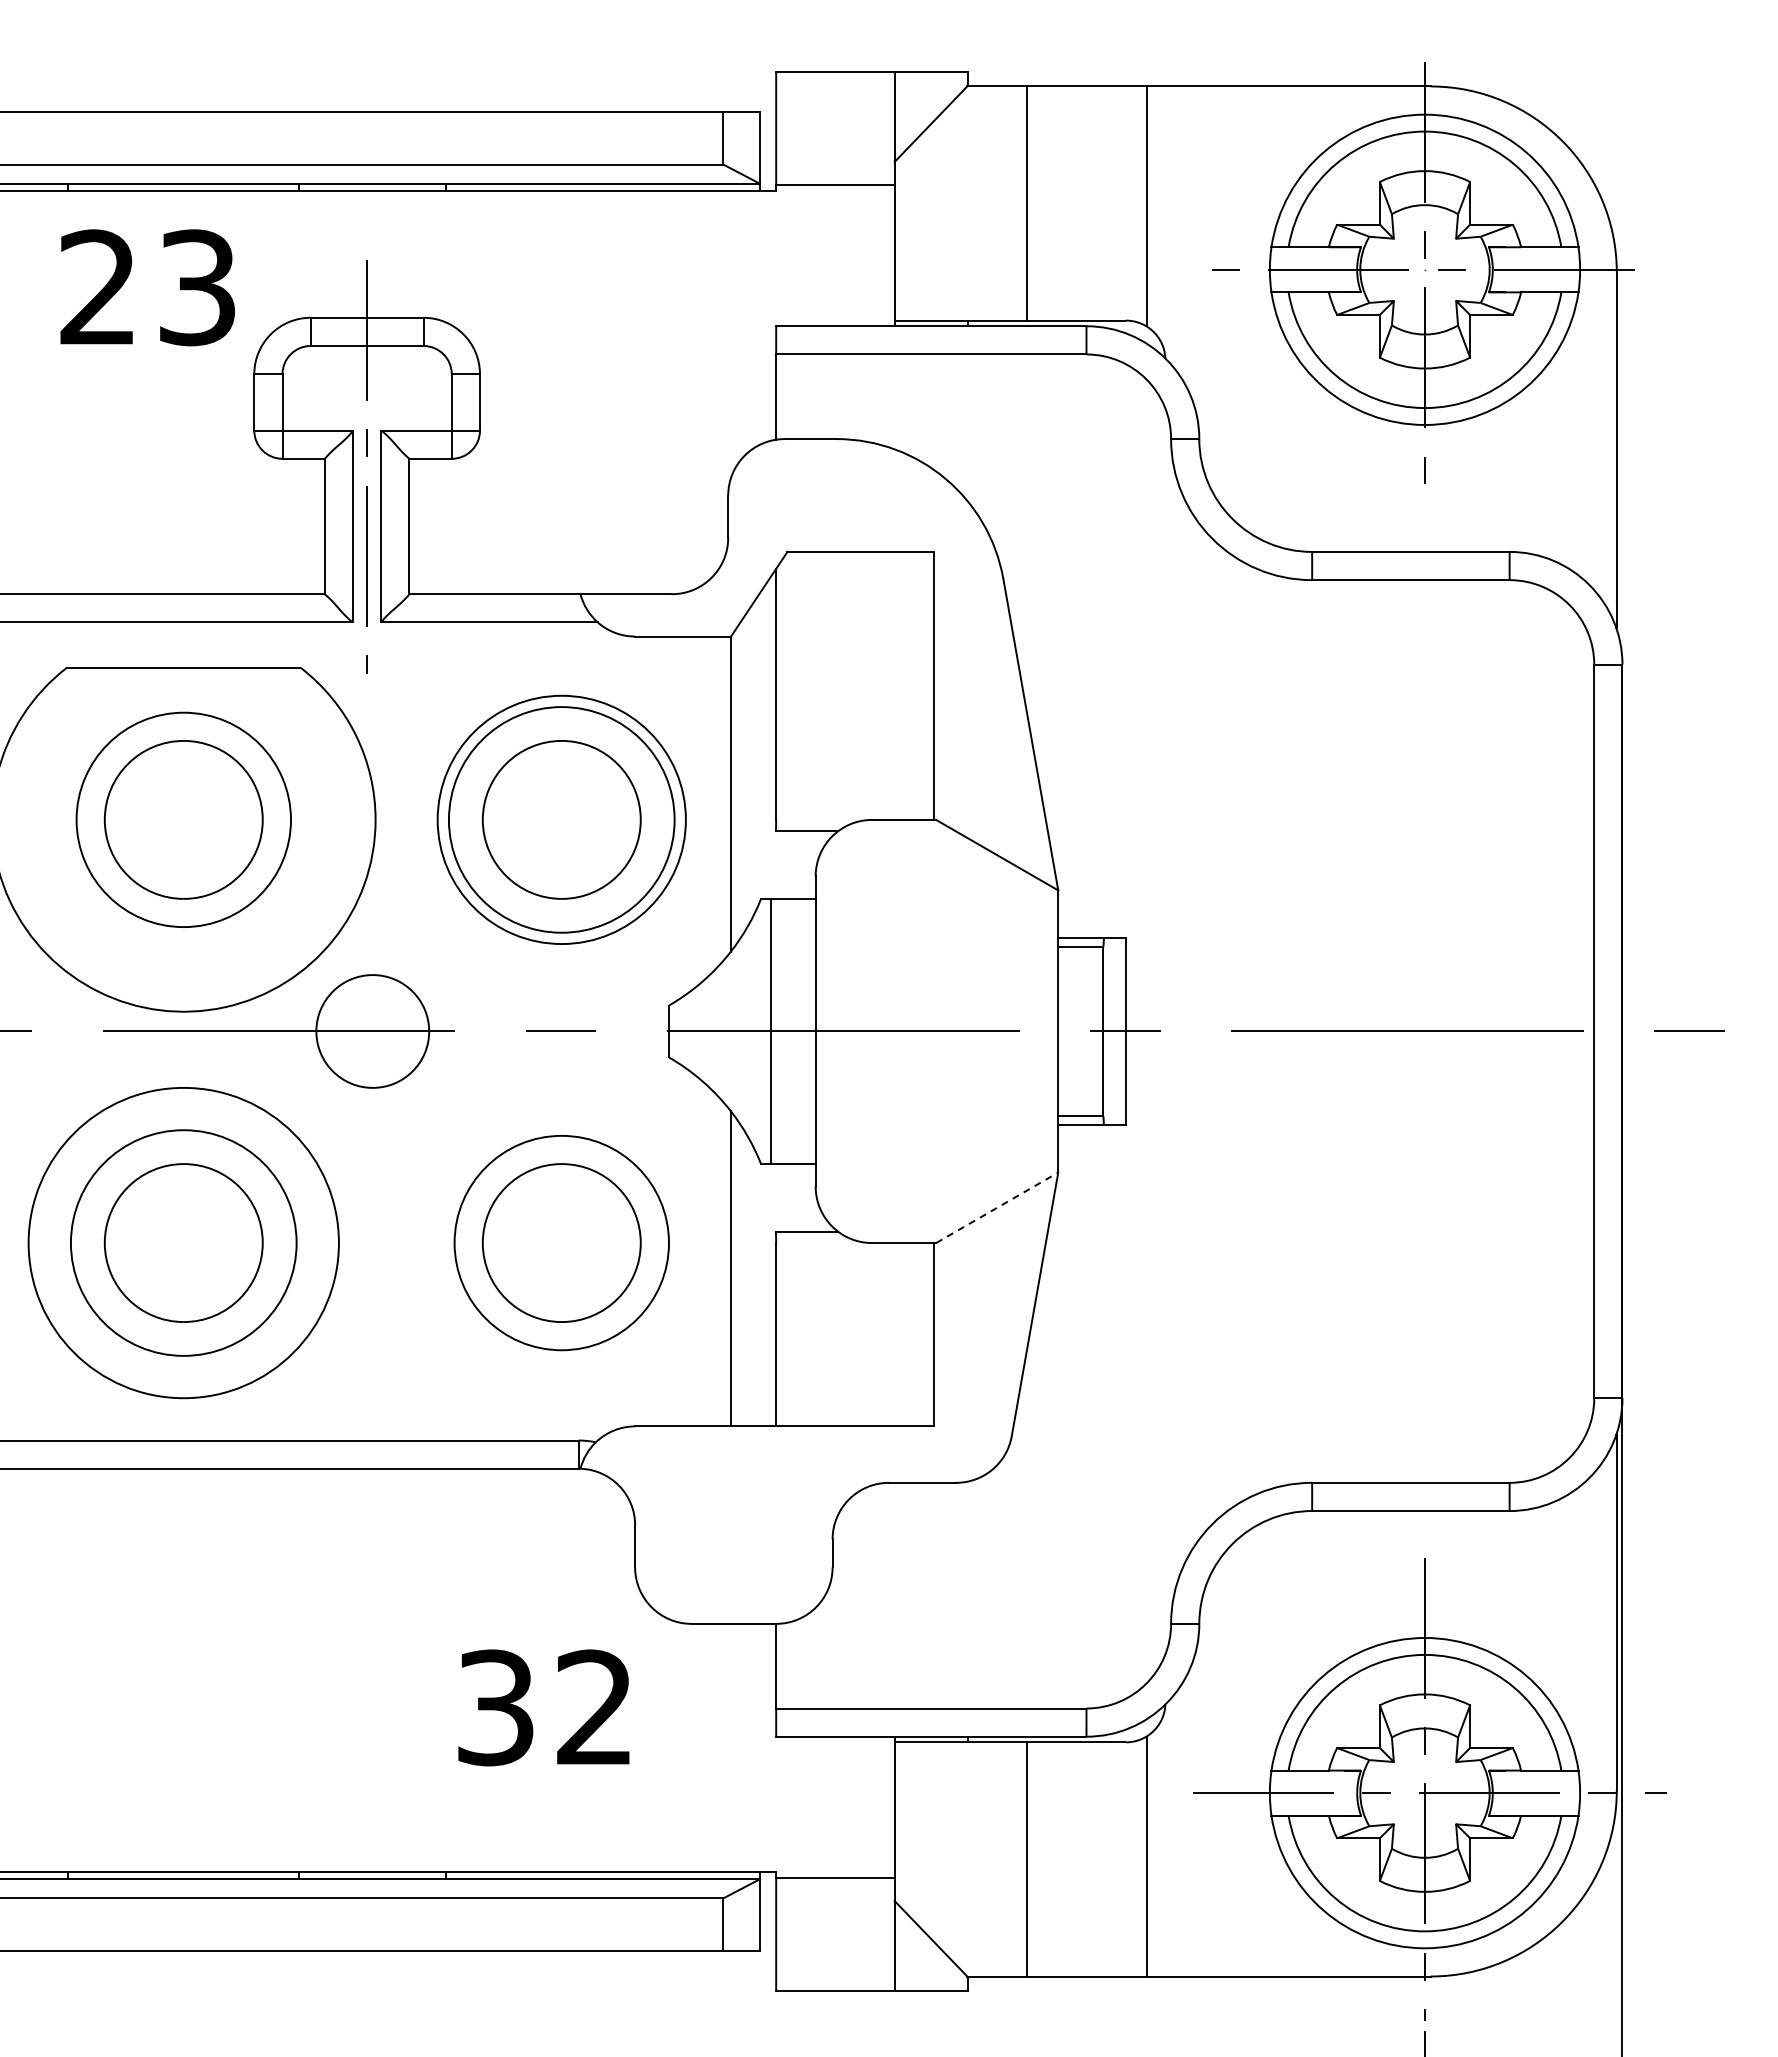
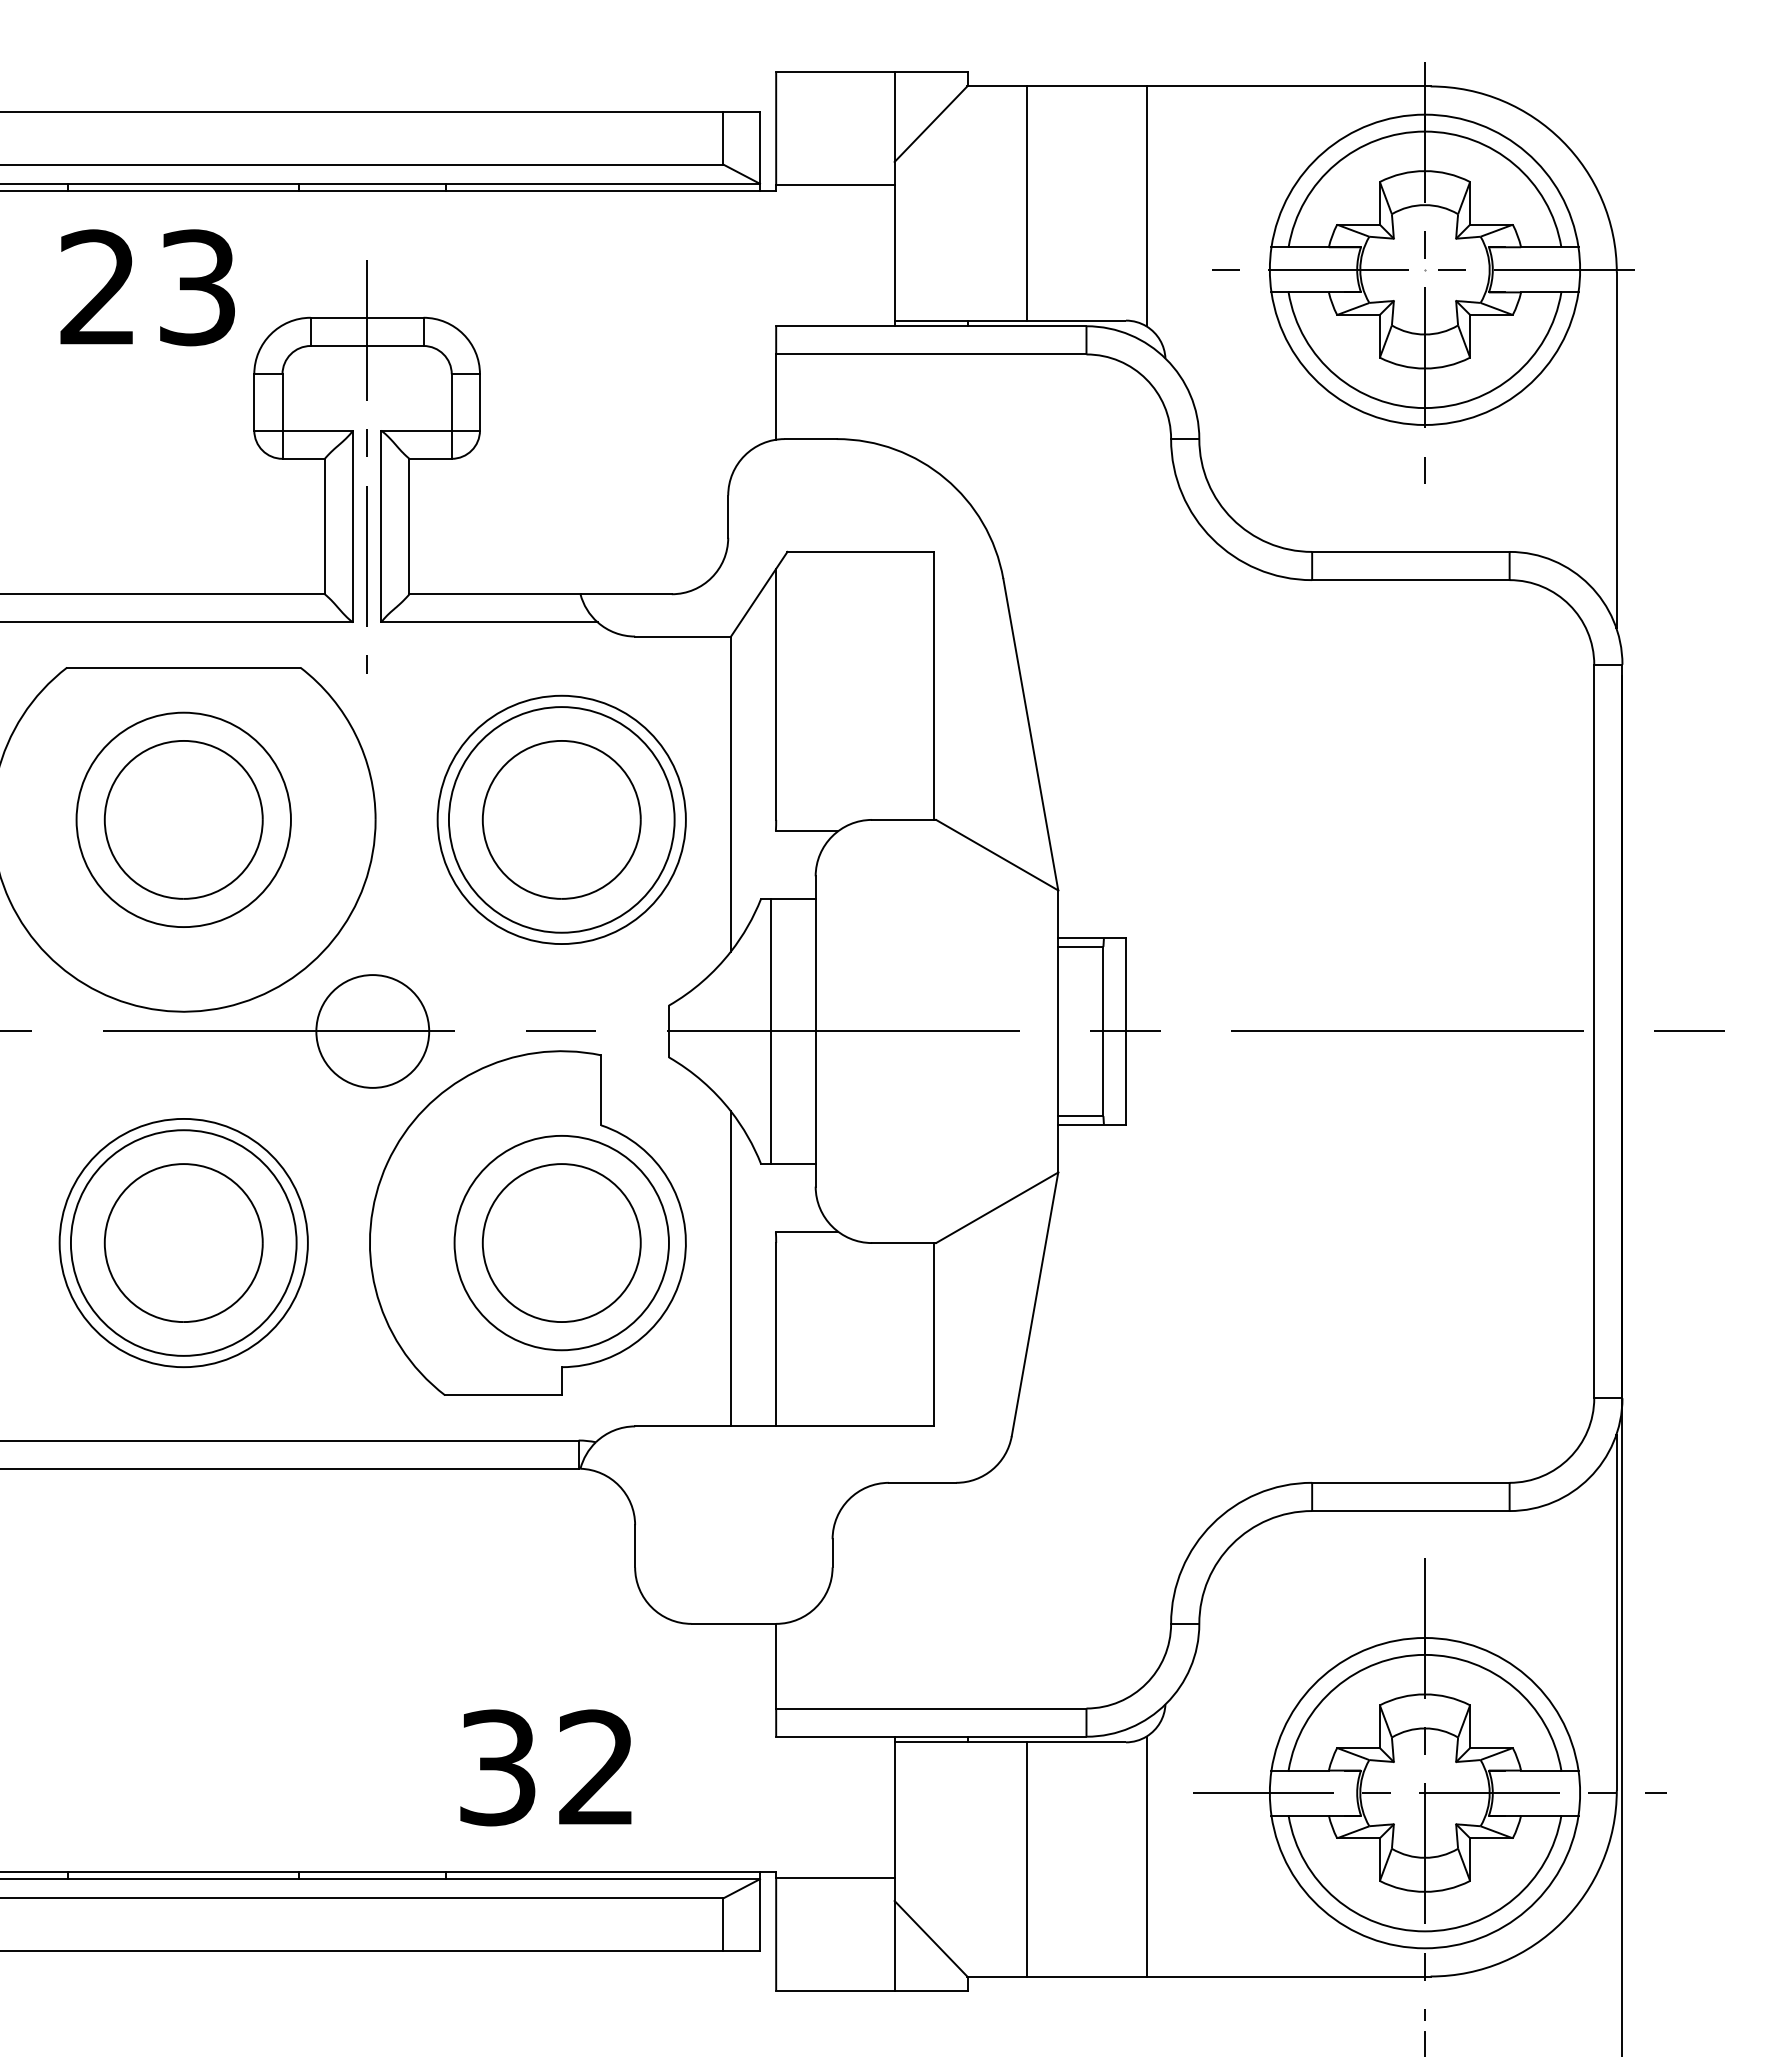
line: dashed -> solid (997, 1207)
part: none -> present (527, 1222)
circle diameter: 310 px -> 248 px (183, 1242)
text position: (543, 1707) -> (545, 1767) (545, 1767)
